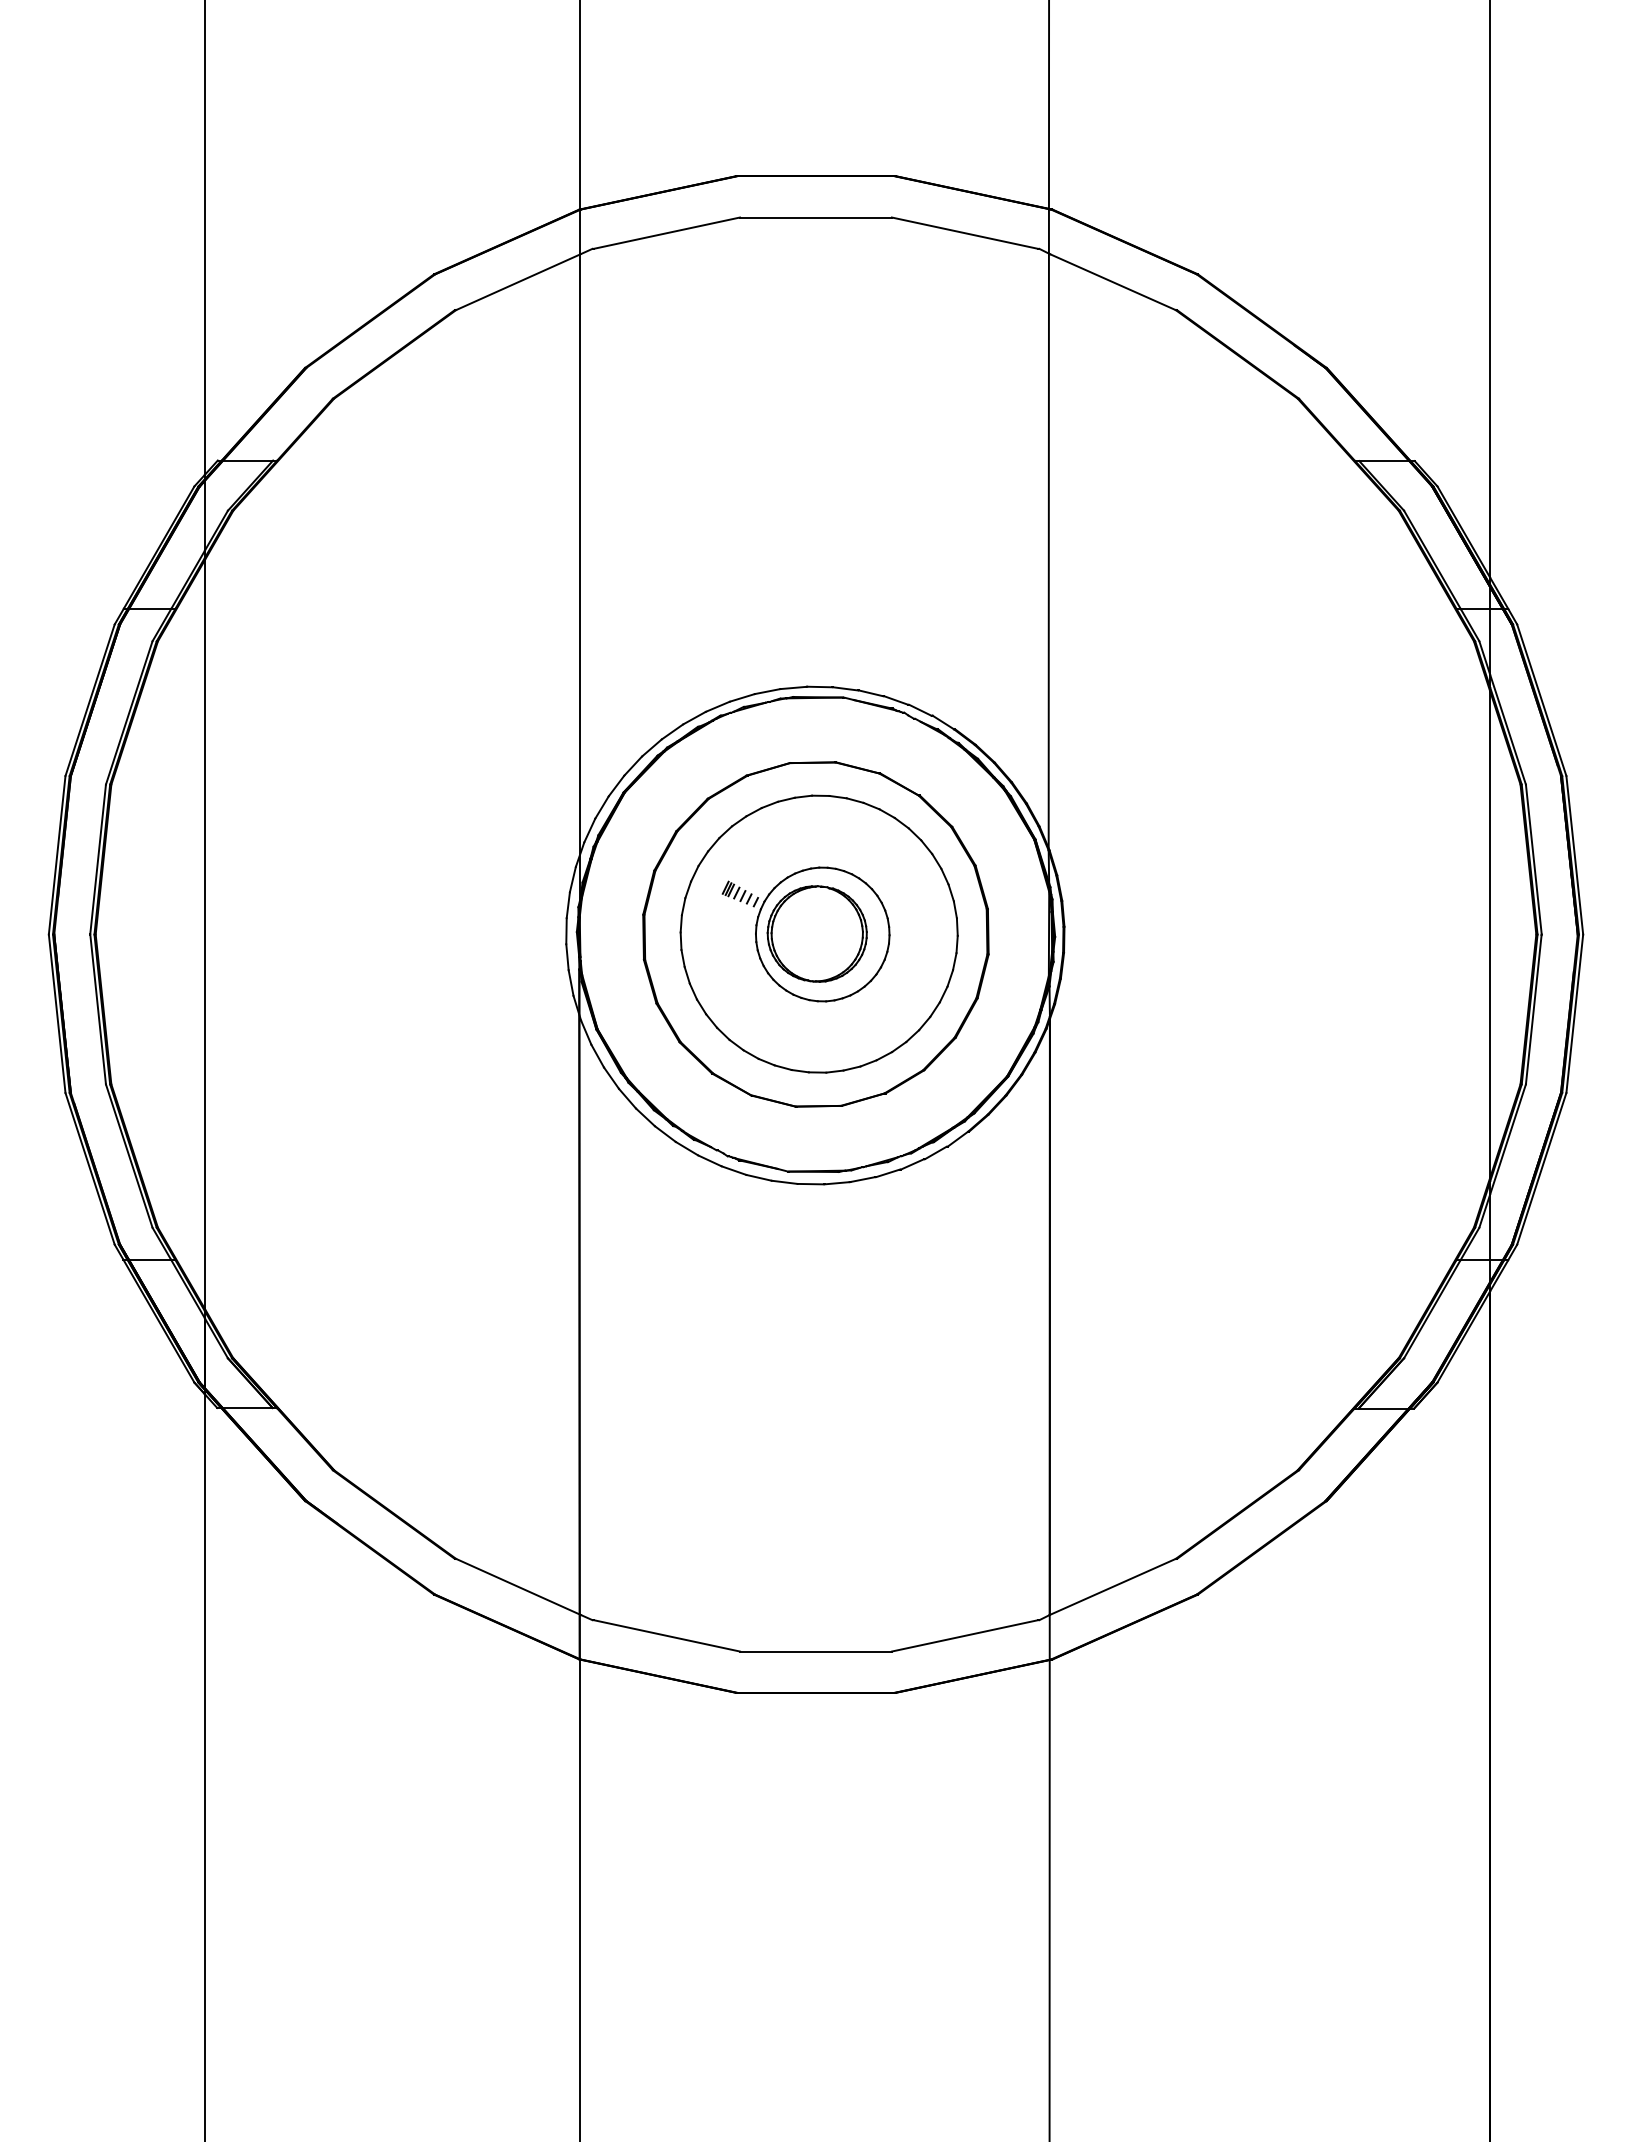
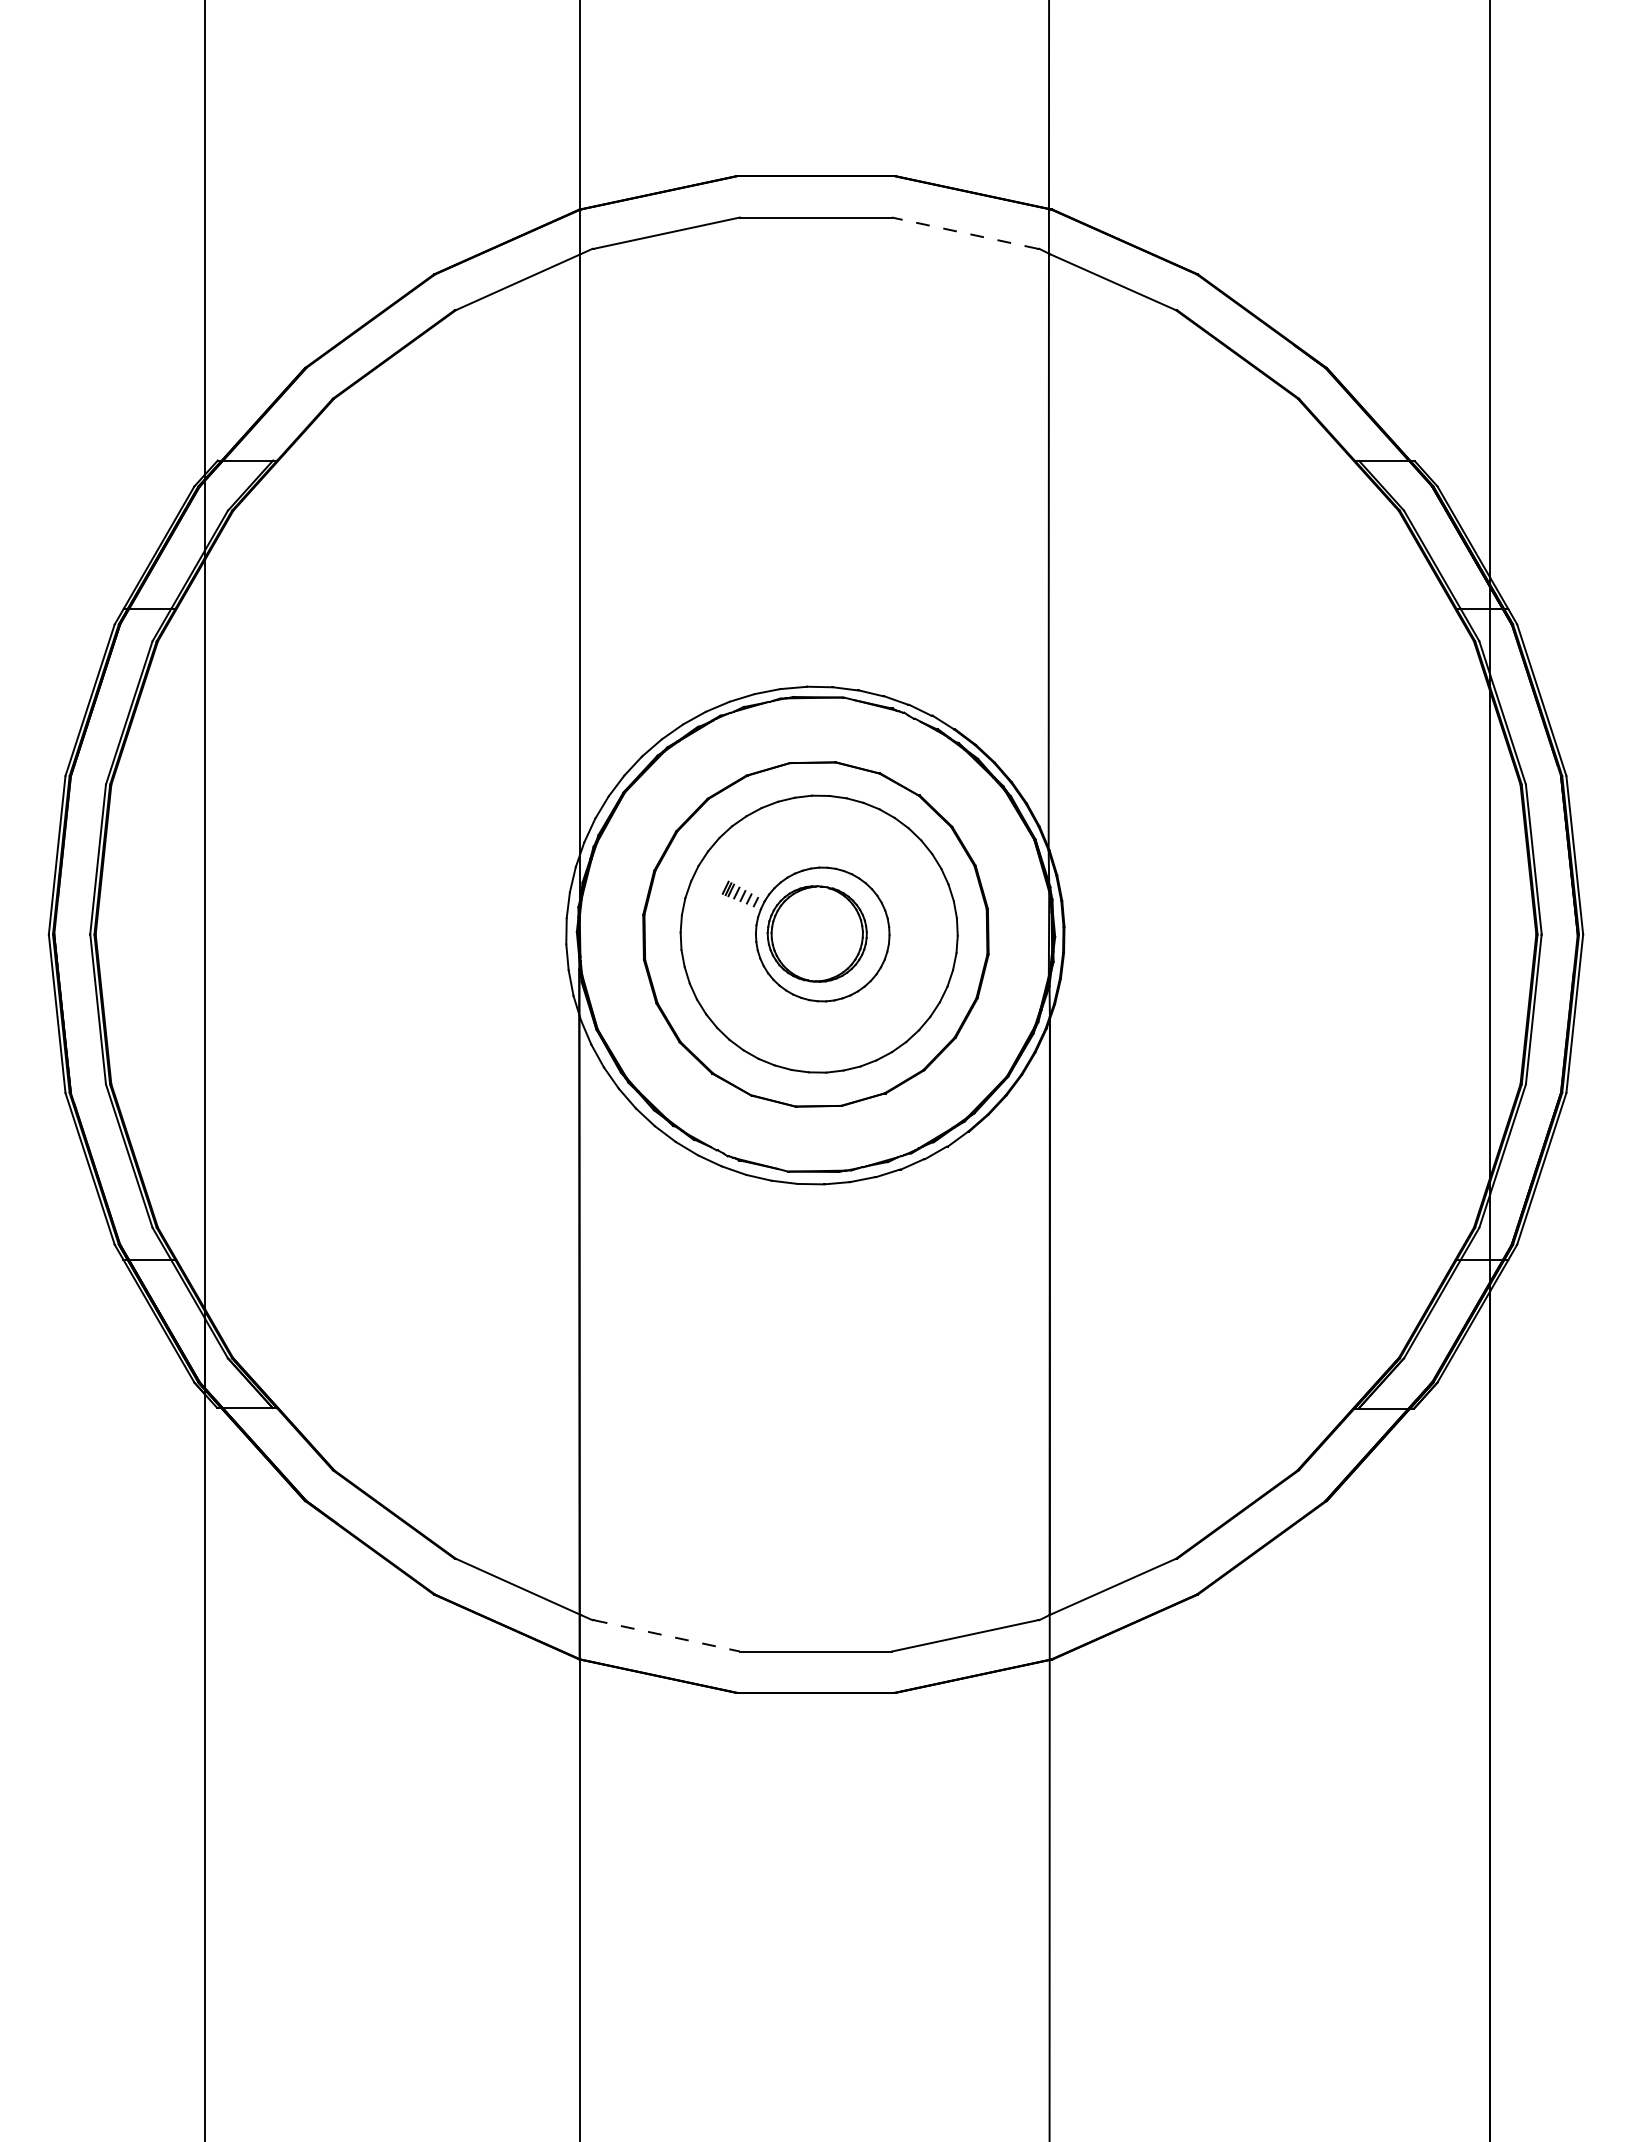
line: solid -> dashed (965, 233)
line: solid -> dashed (666, 1635)
